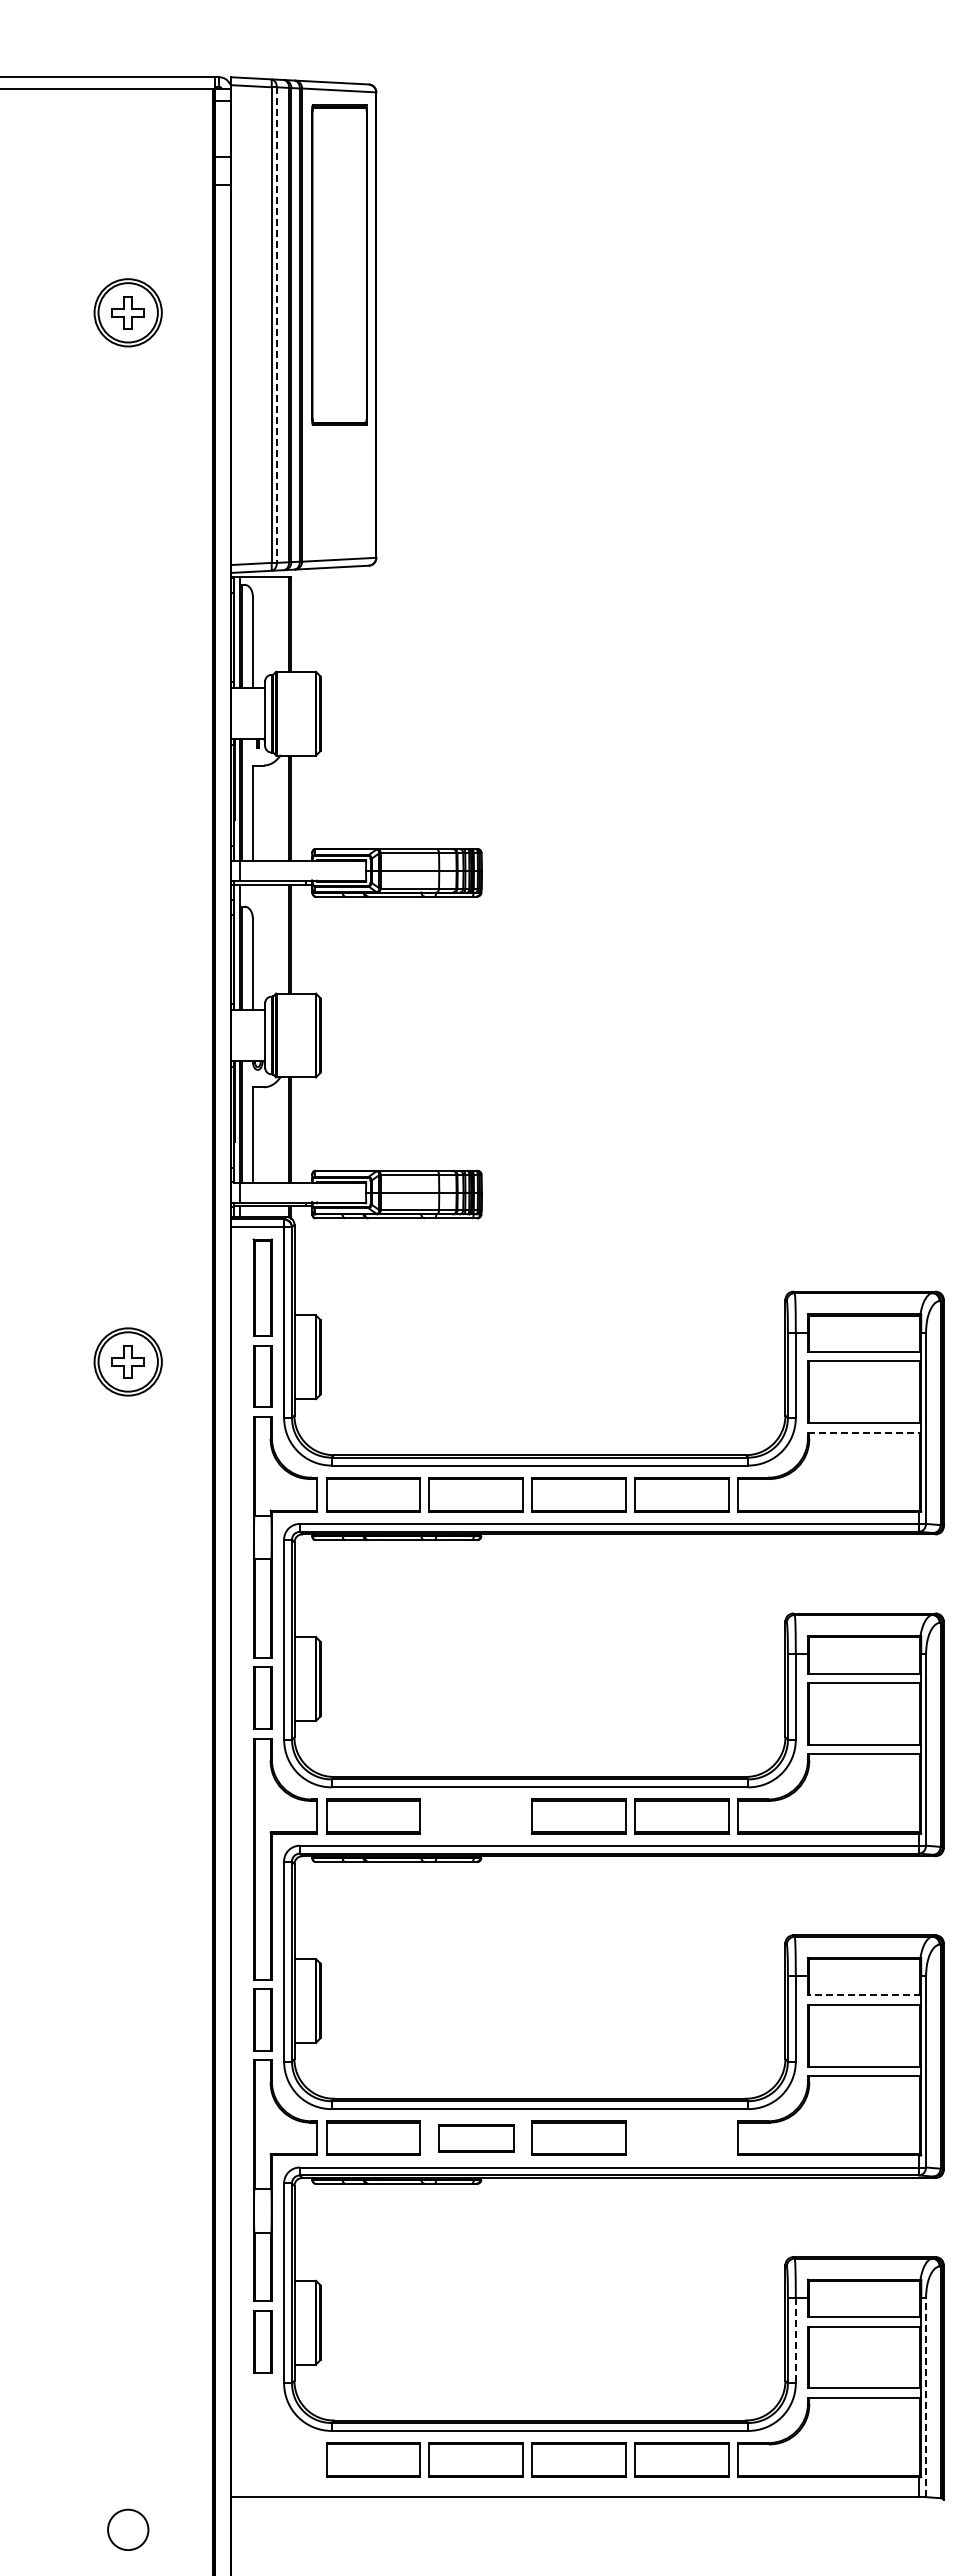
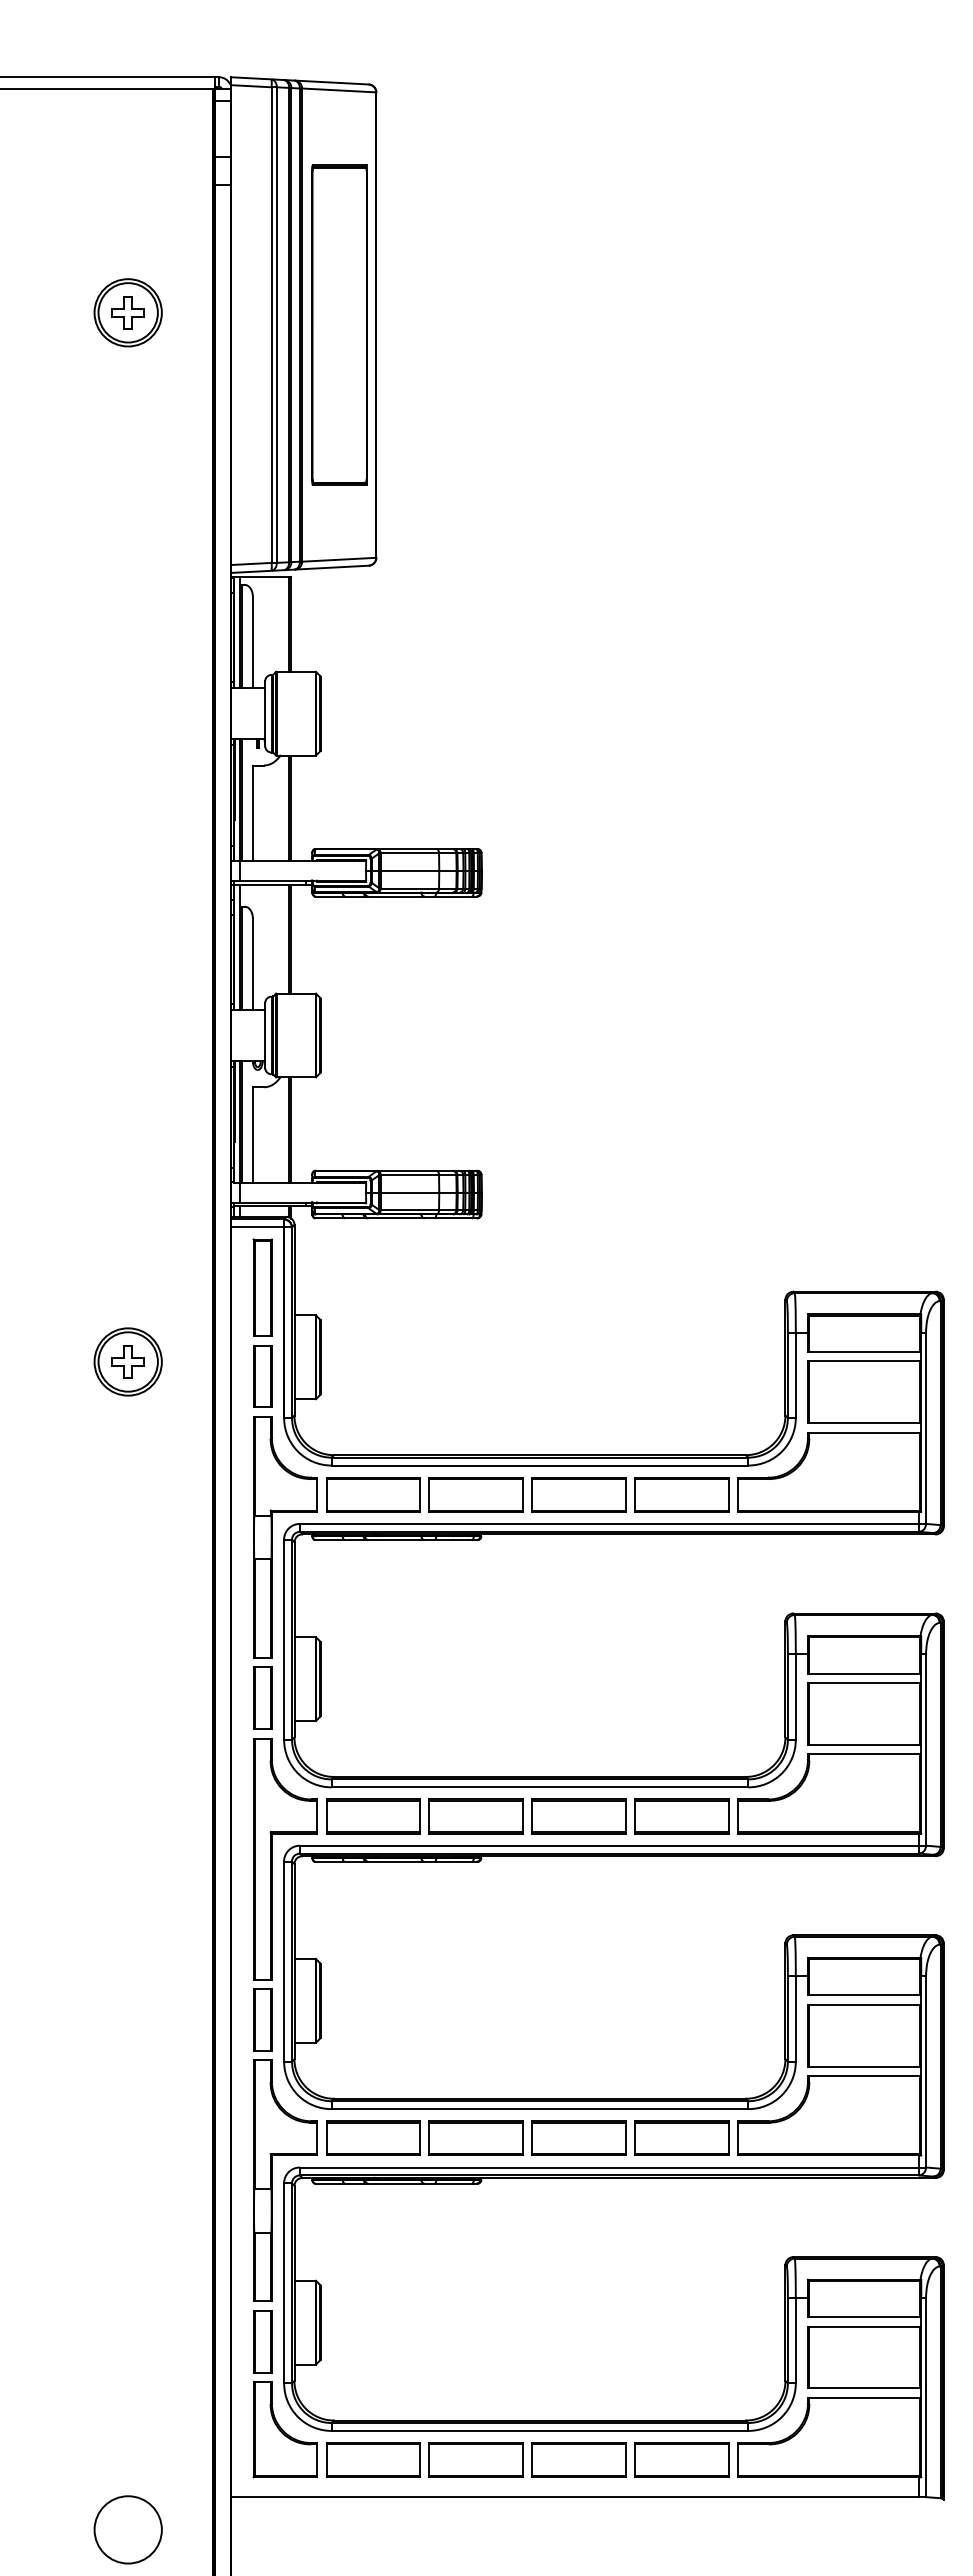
part position: (339, 264) -> (339, 324) (339, 324)
line: dashed -> solid (276, 325)
line: dashed -> solid (864, 1432)
part: none -> present (475, 1816)
line: dashed -> solid (864, 1995)
part: none -> present (681, 2137)
part size: 77x29 px -> 96x36 px (475, 2137)
line: dashed -> solid (795, 2340)
line: dashed -> solid (926, 2397)
part: none -> present (284, 2429)
circle diameter: 40 px -> 67 px (127, 2529)
